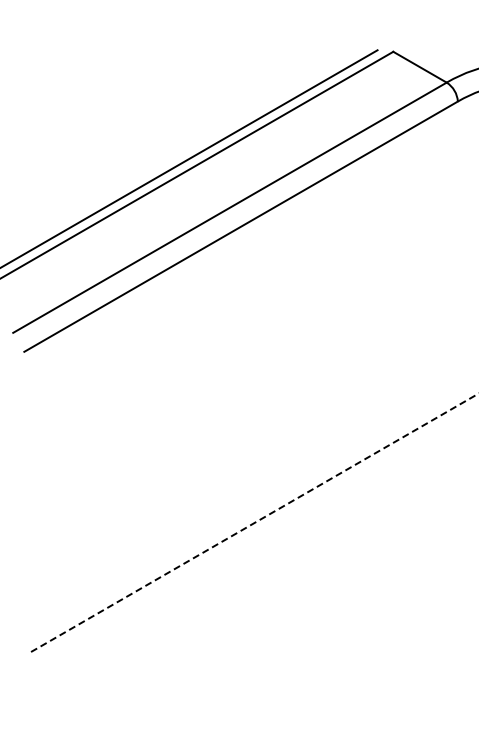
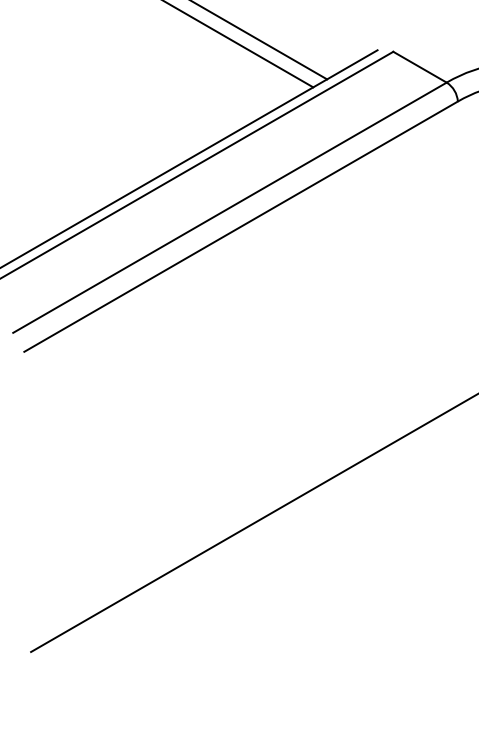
line: none -> present (260, 40)
line: none -> present (239, 44)
line: dashed -> solid (255, 522)
